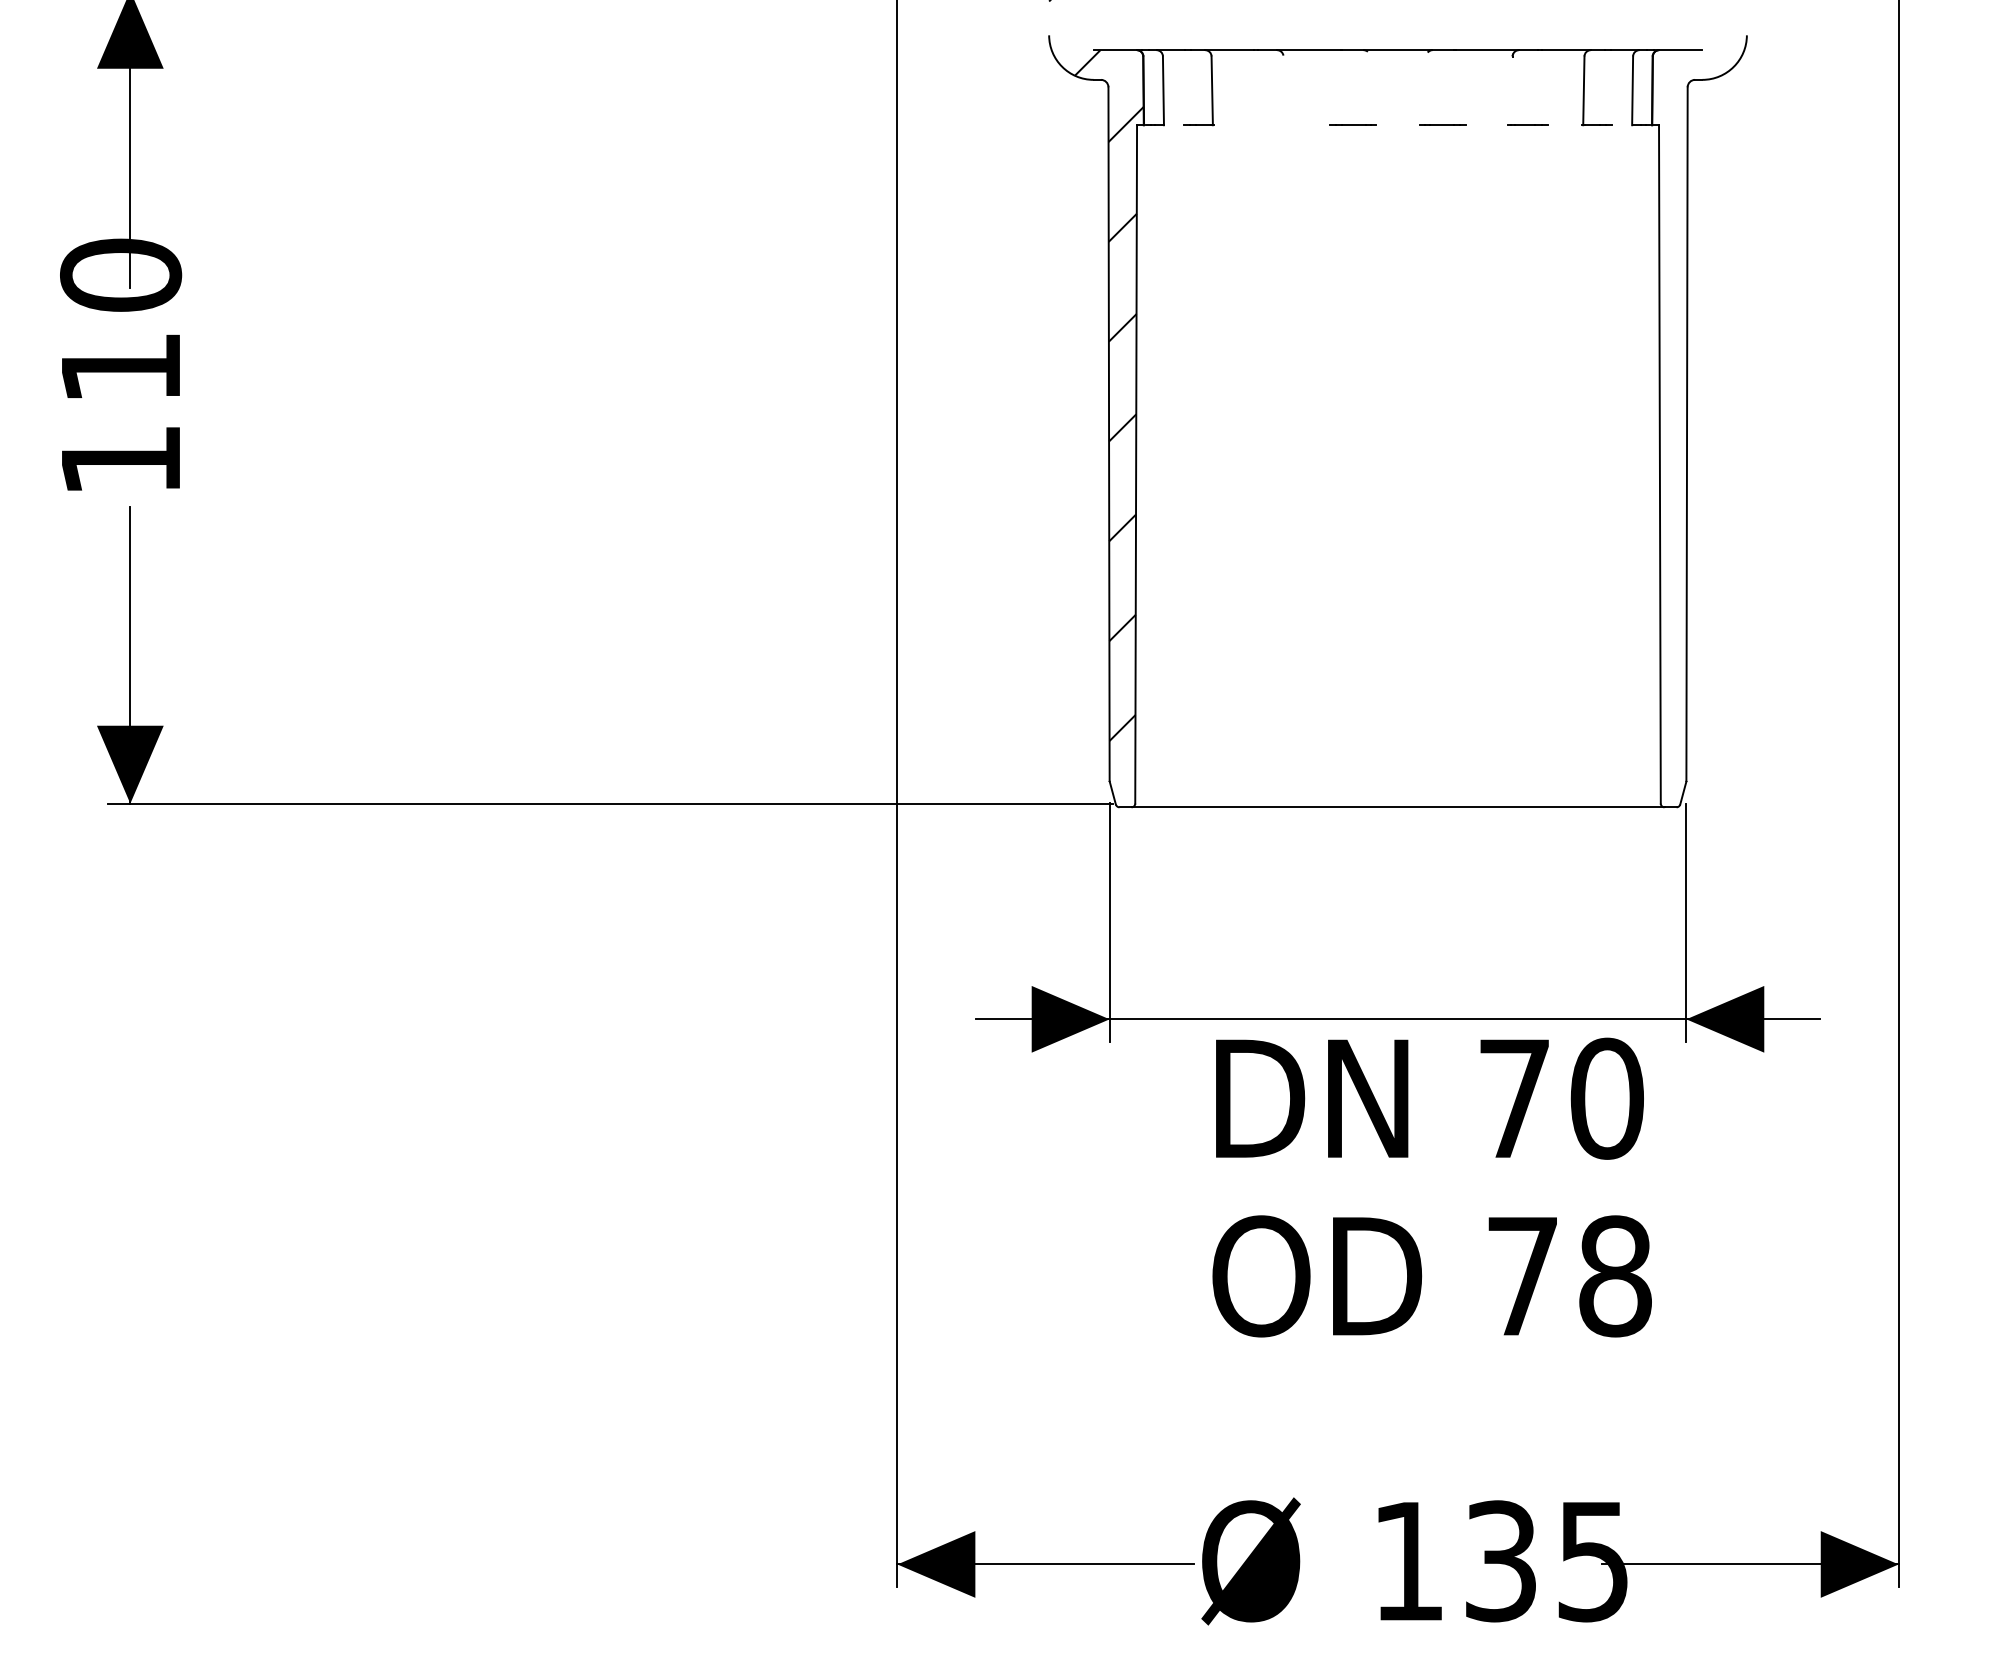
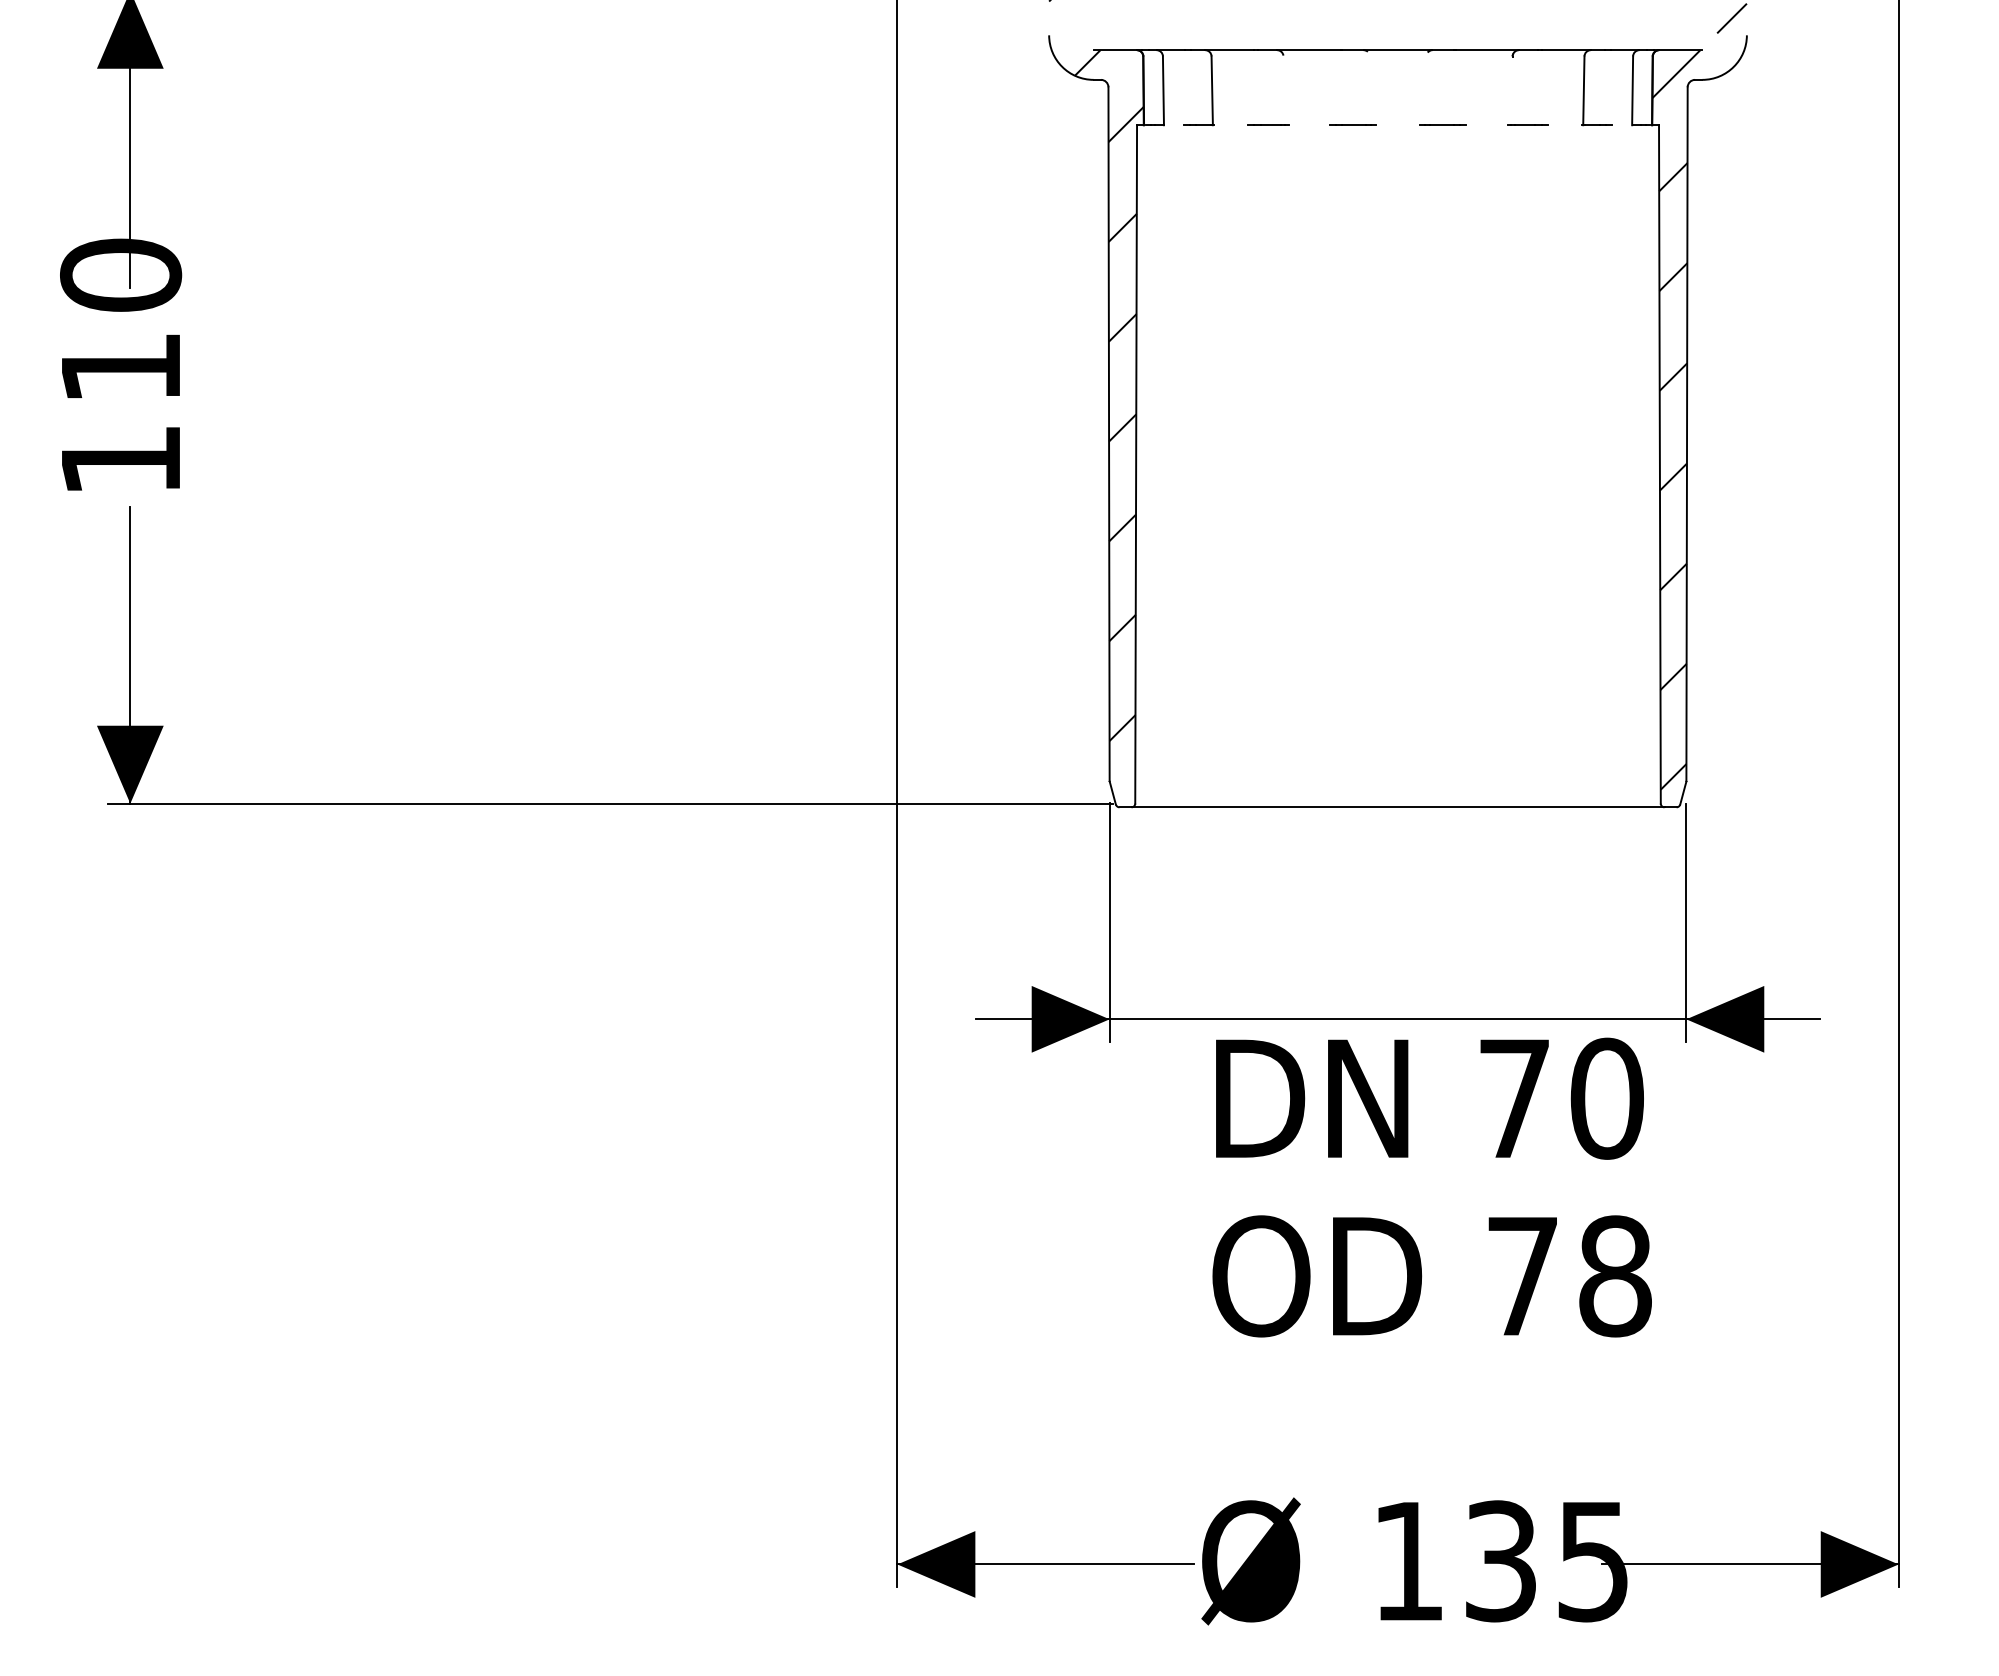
line: none -> present (1268, 124)
hatch: none -> present (1699, 396)
